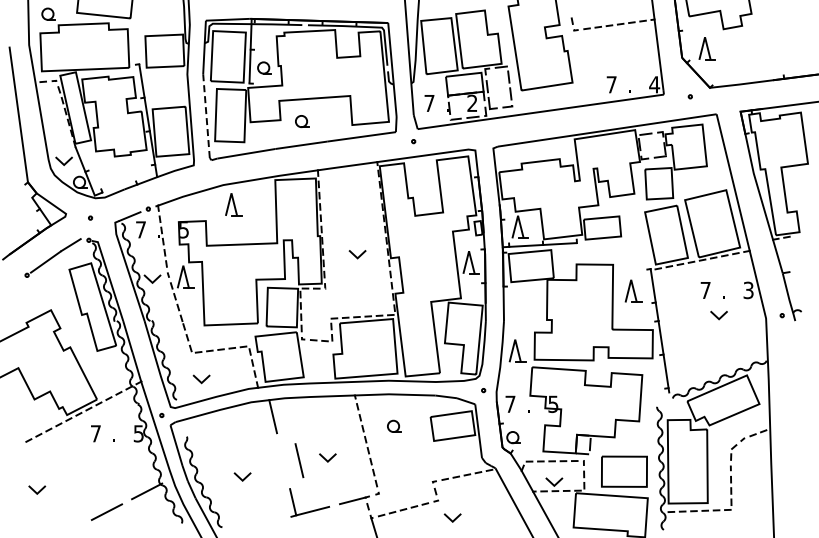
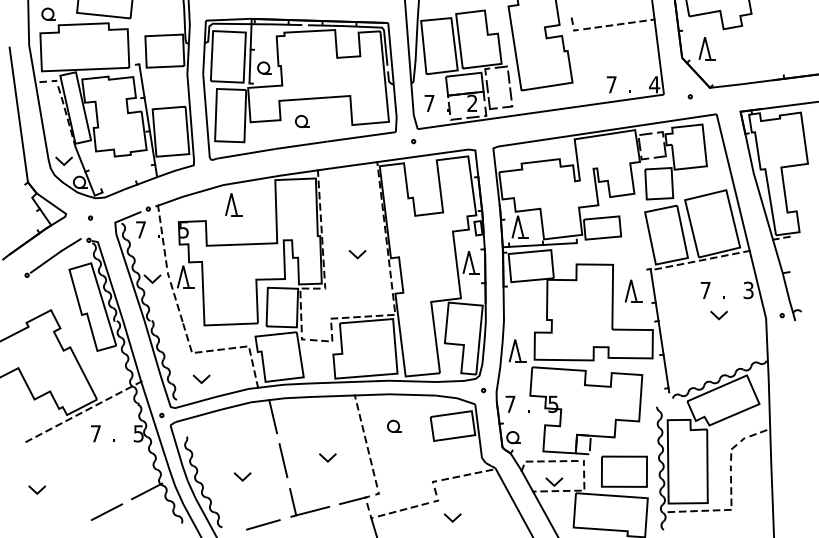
line: dashed -> solid (206, 116)
line position: (299, 460) -> (283, 460) (283, 460)
line: none -> present (263, 524)
